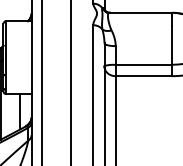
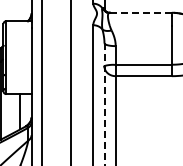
line: solid -> dashed (140, 12)
line: solid -> dashed (104, 104)
